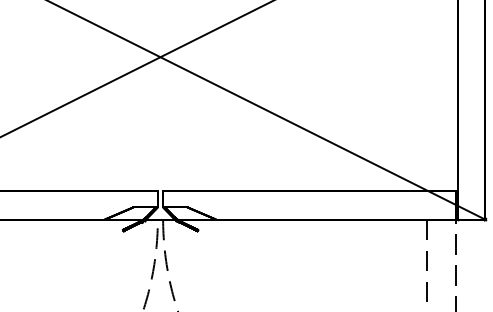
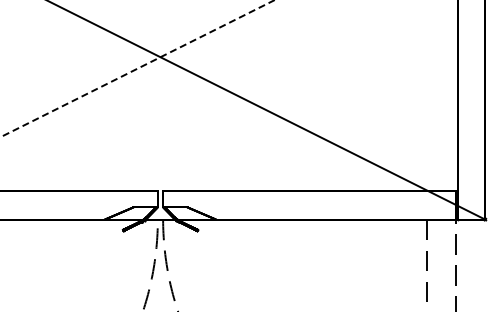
line: solid -> dashed (137, 68)
